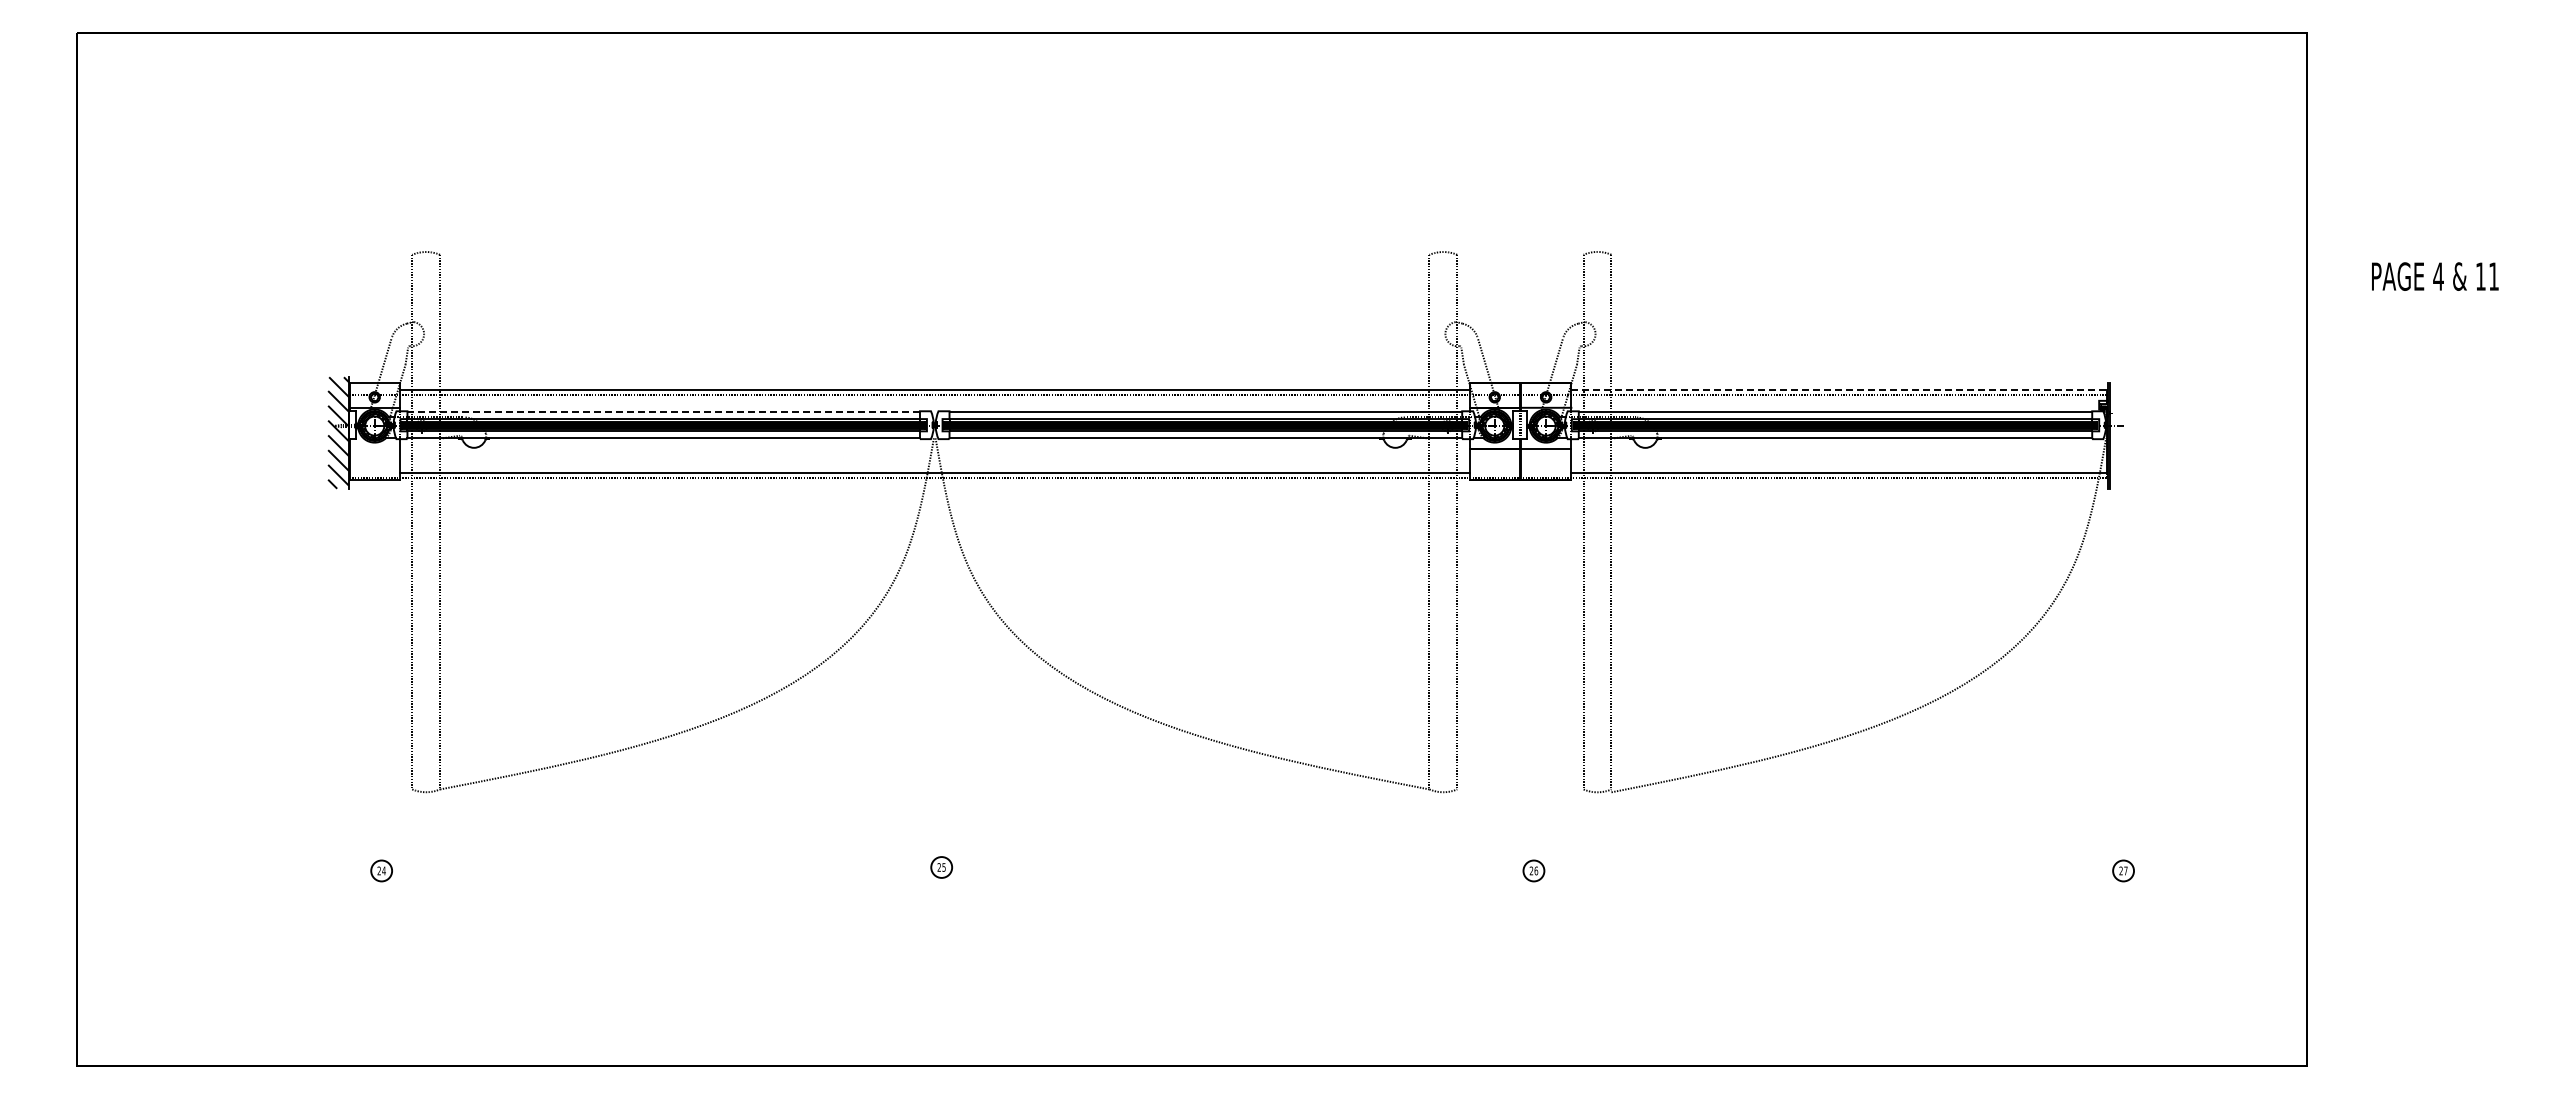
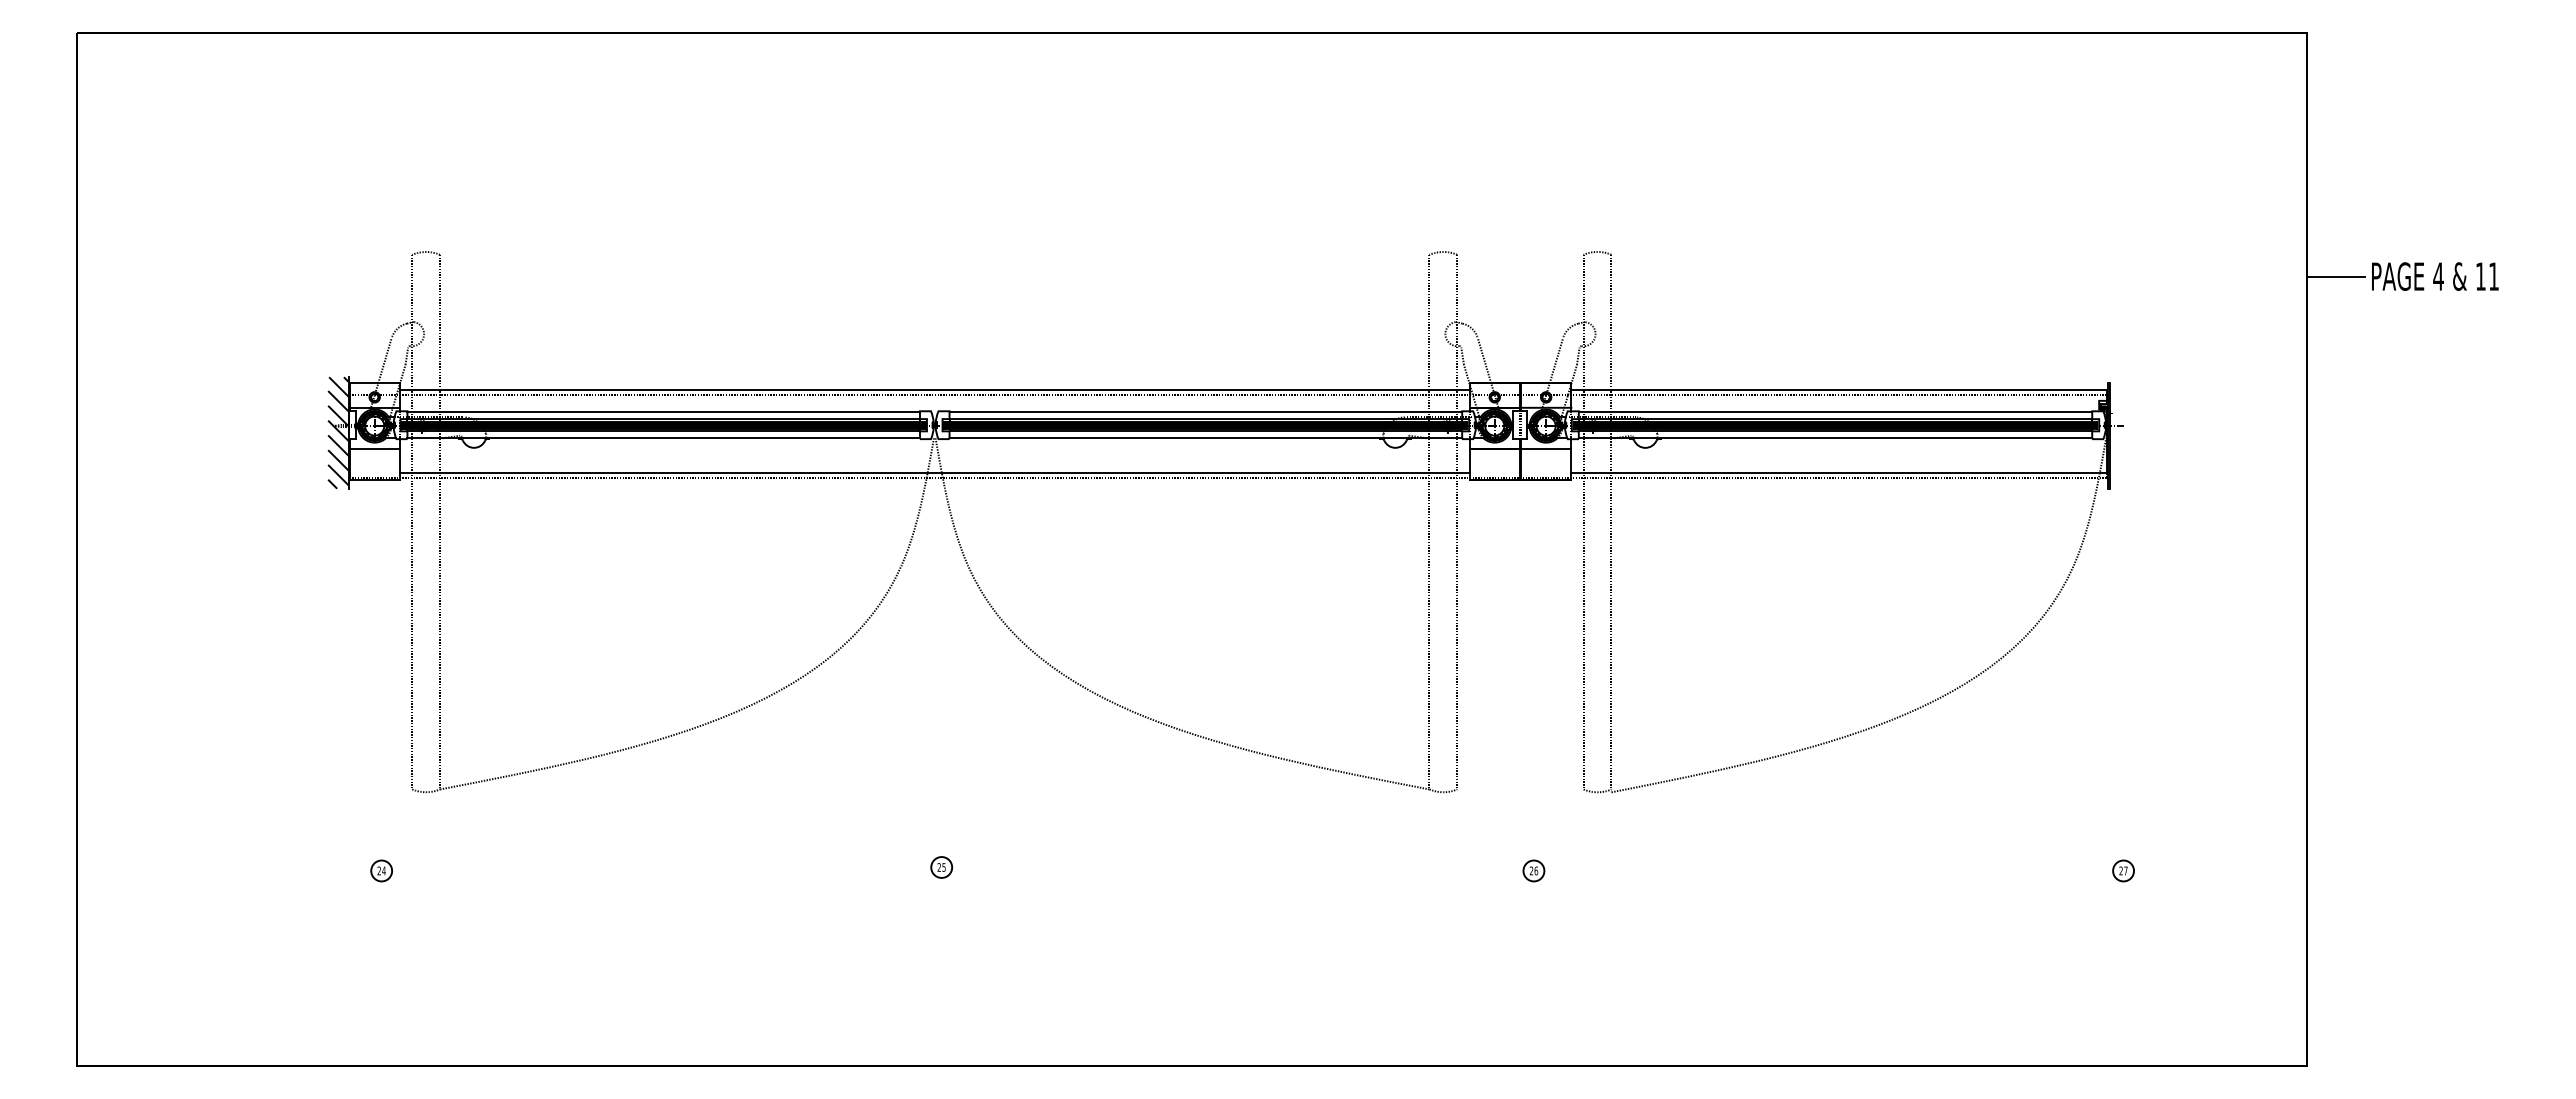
line: none -> present (2335, 276)
line: dashed -> solid (1839, 389)
line: dashed -> solid (664, 412)
line: none -> present (374, 448)
